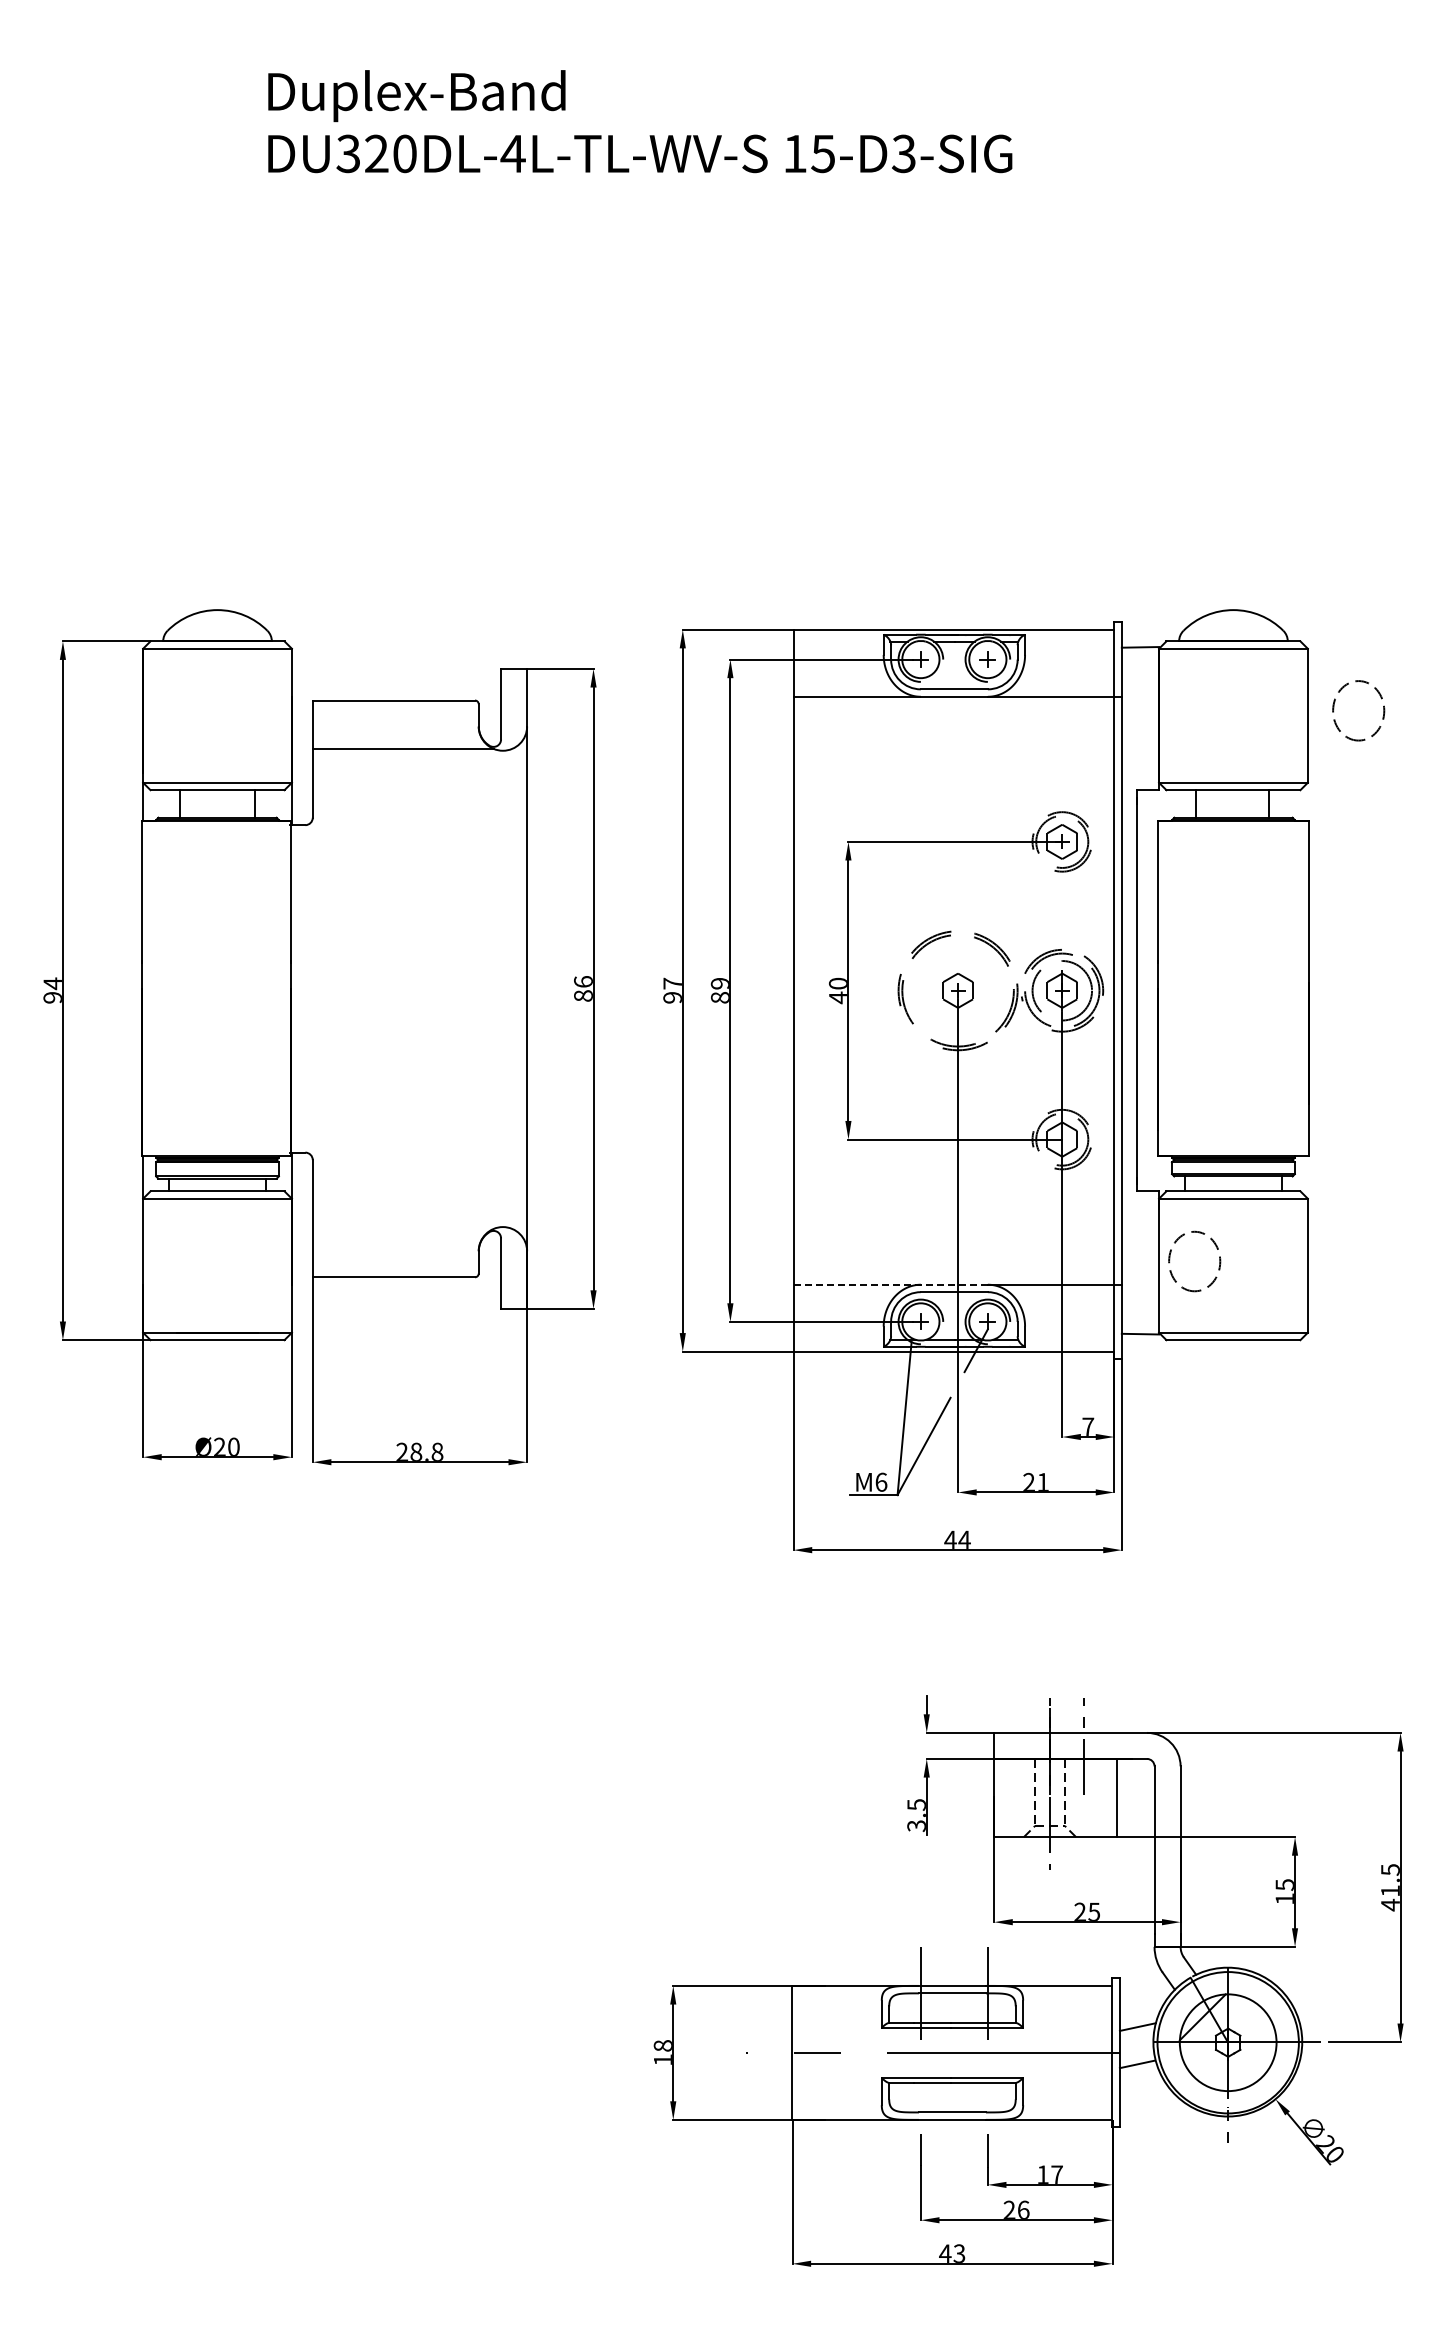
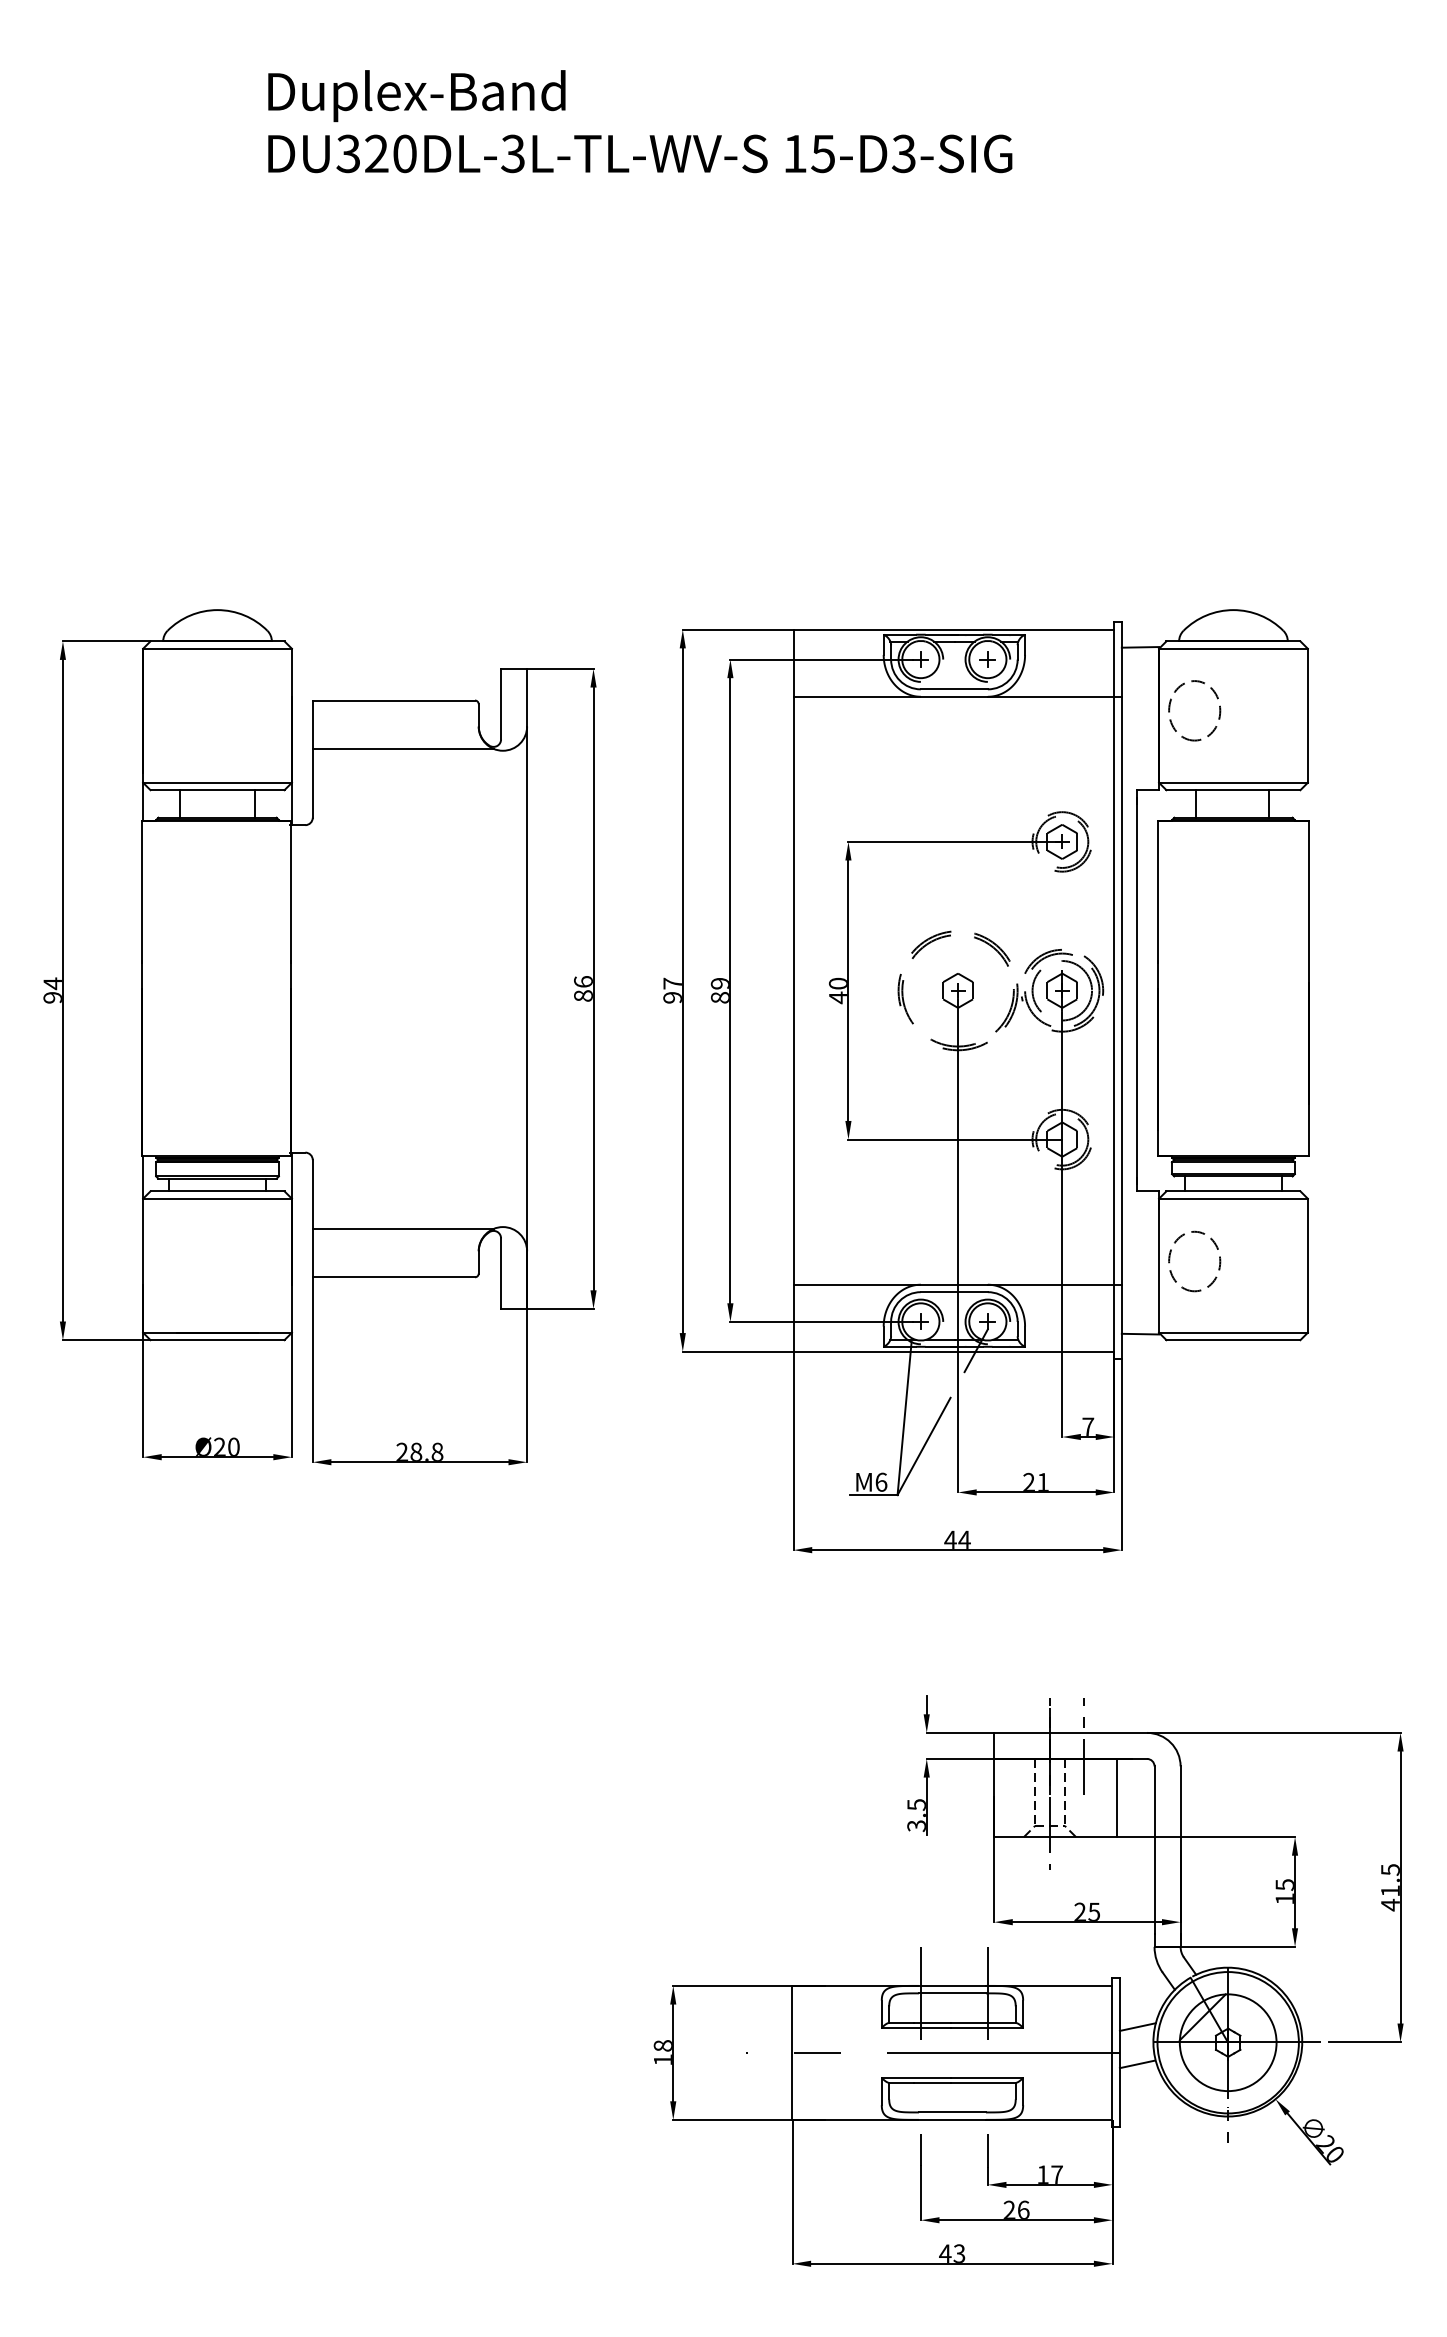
text: DU320DL-4L-TL-WV-S -> DU320DL-3L-TL-WV-S (512, 153)
part position: (1334, 709) -> (1170, 709) (1170, 709)
line: none -> present (402, 1228)
line: dashed -> solid (891, 1284)
